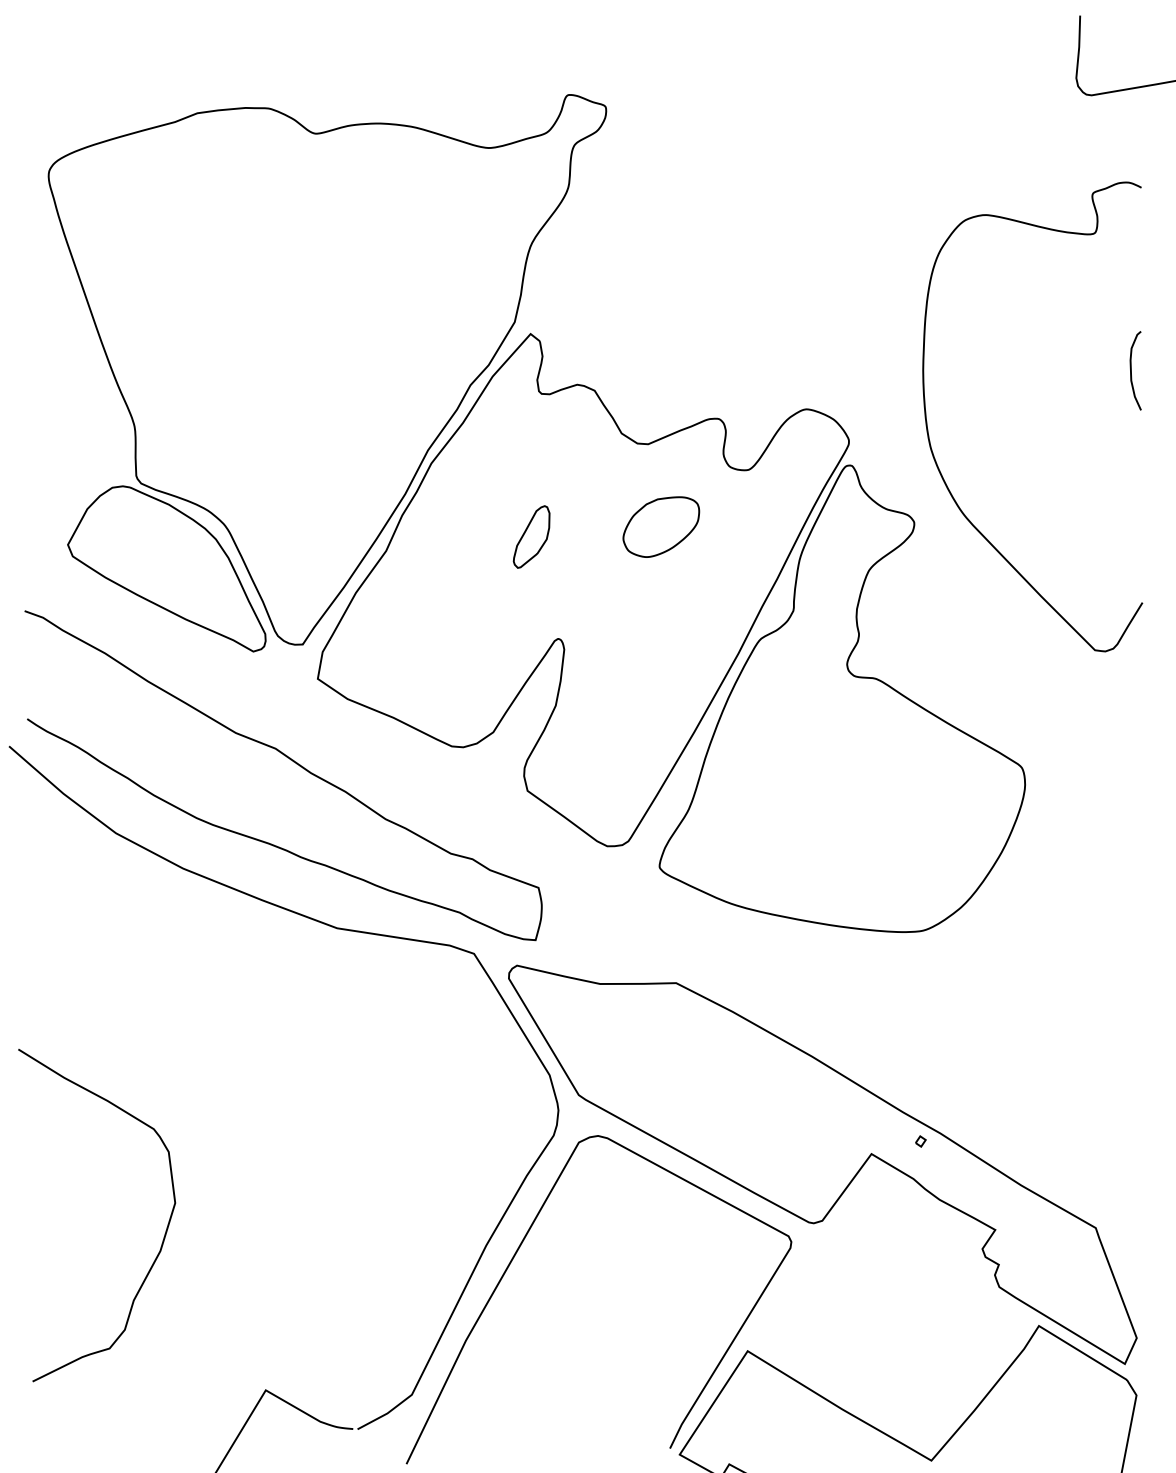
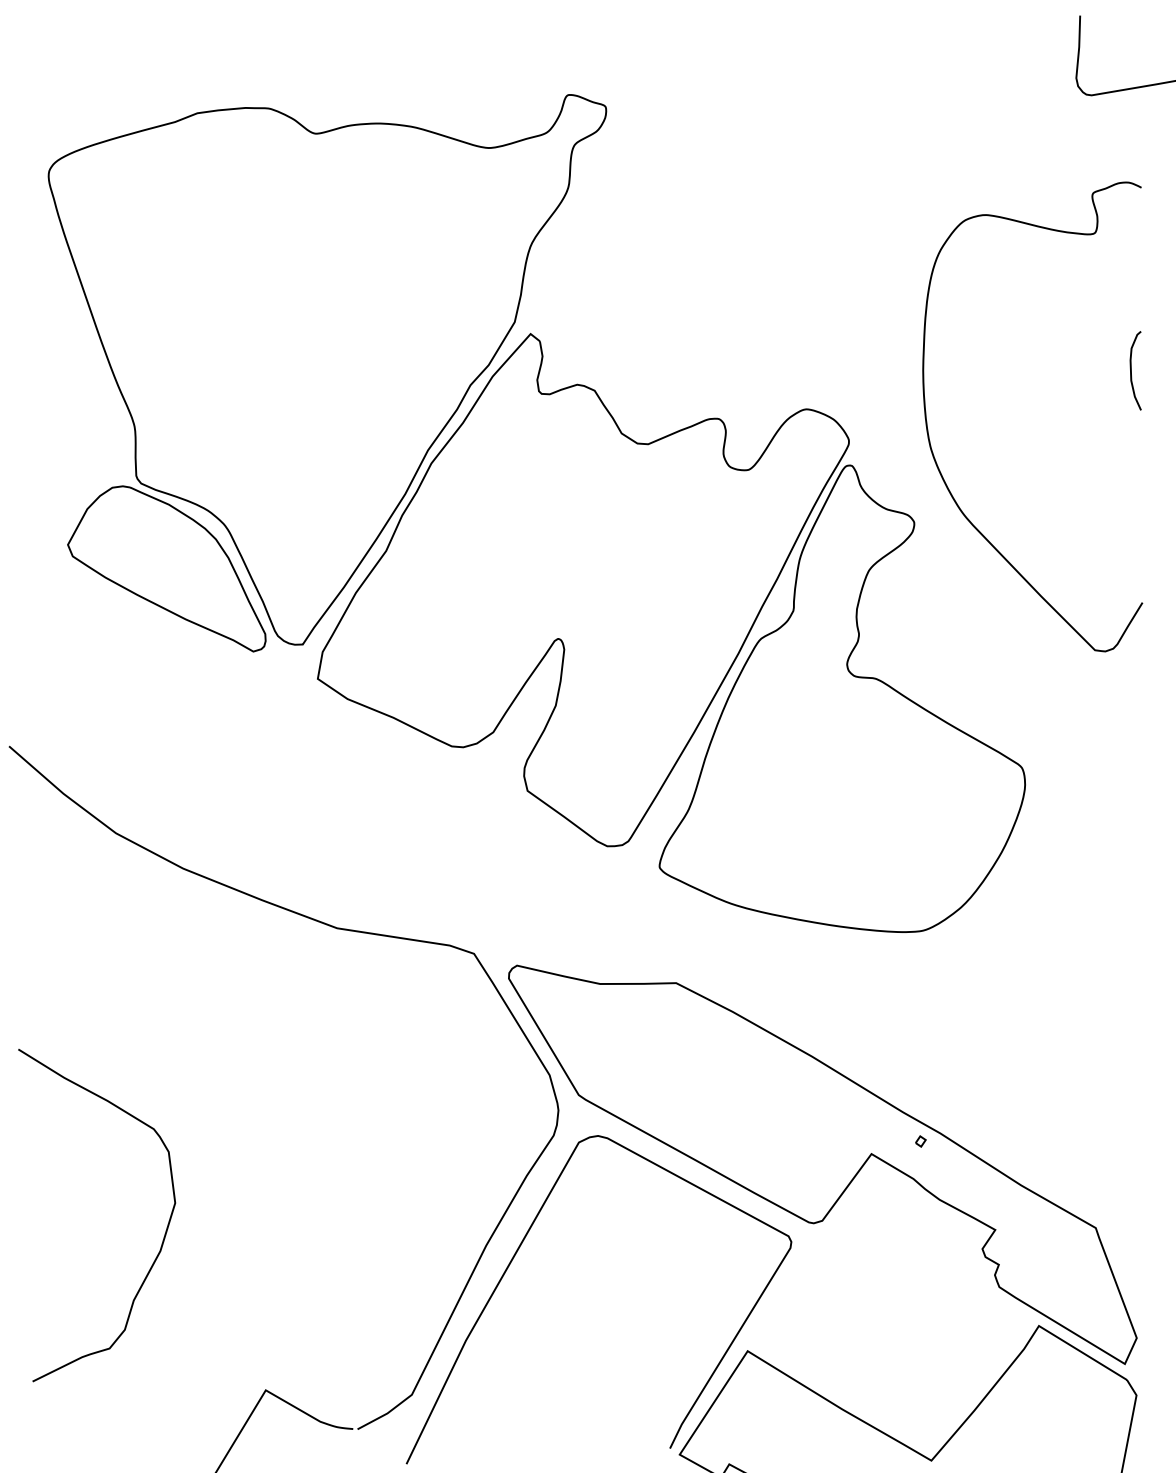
part: present -> none (661, 526)
part: present -> none (531, 536)
curve: present -> none (293, 762)
